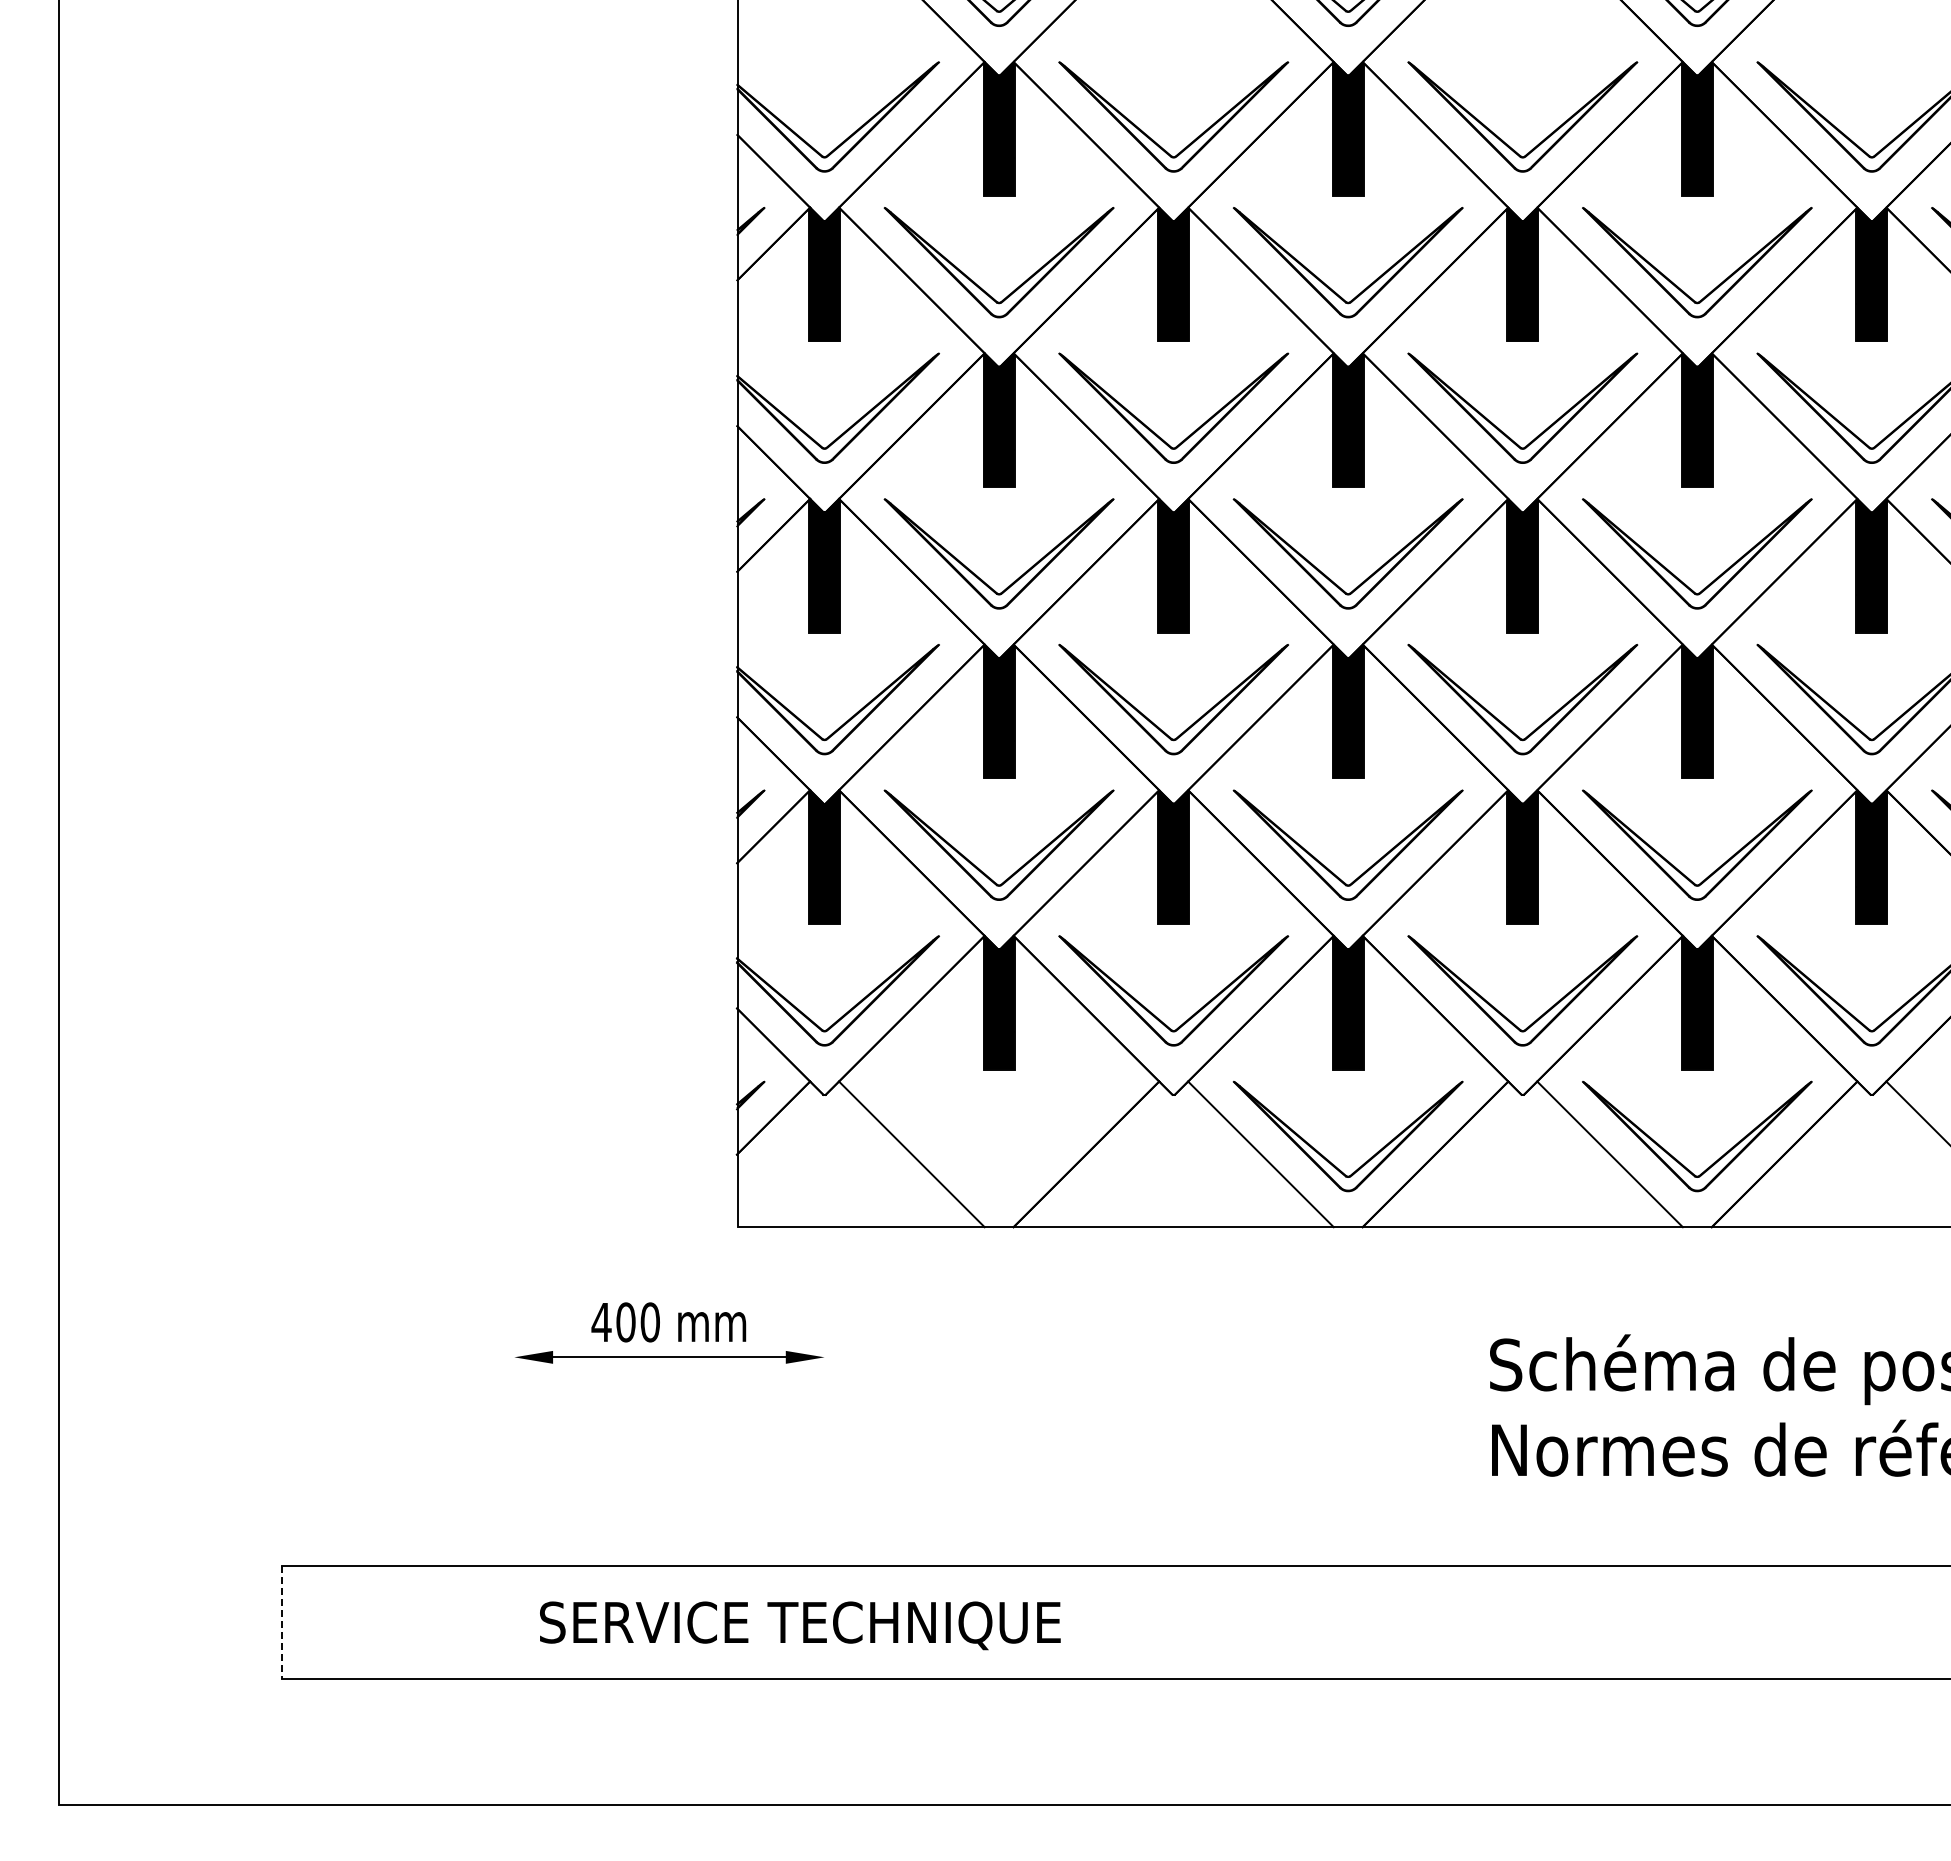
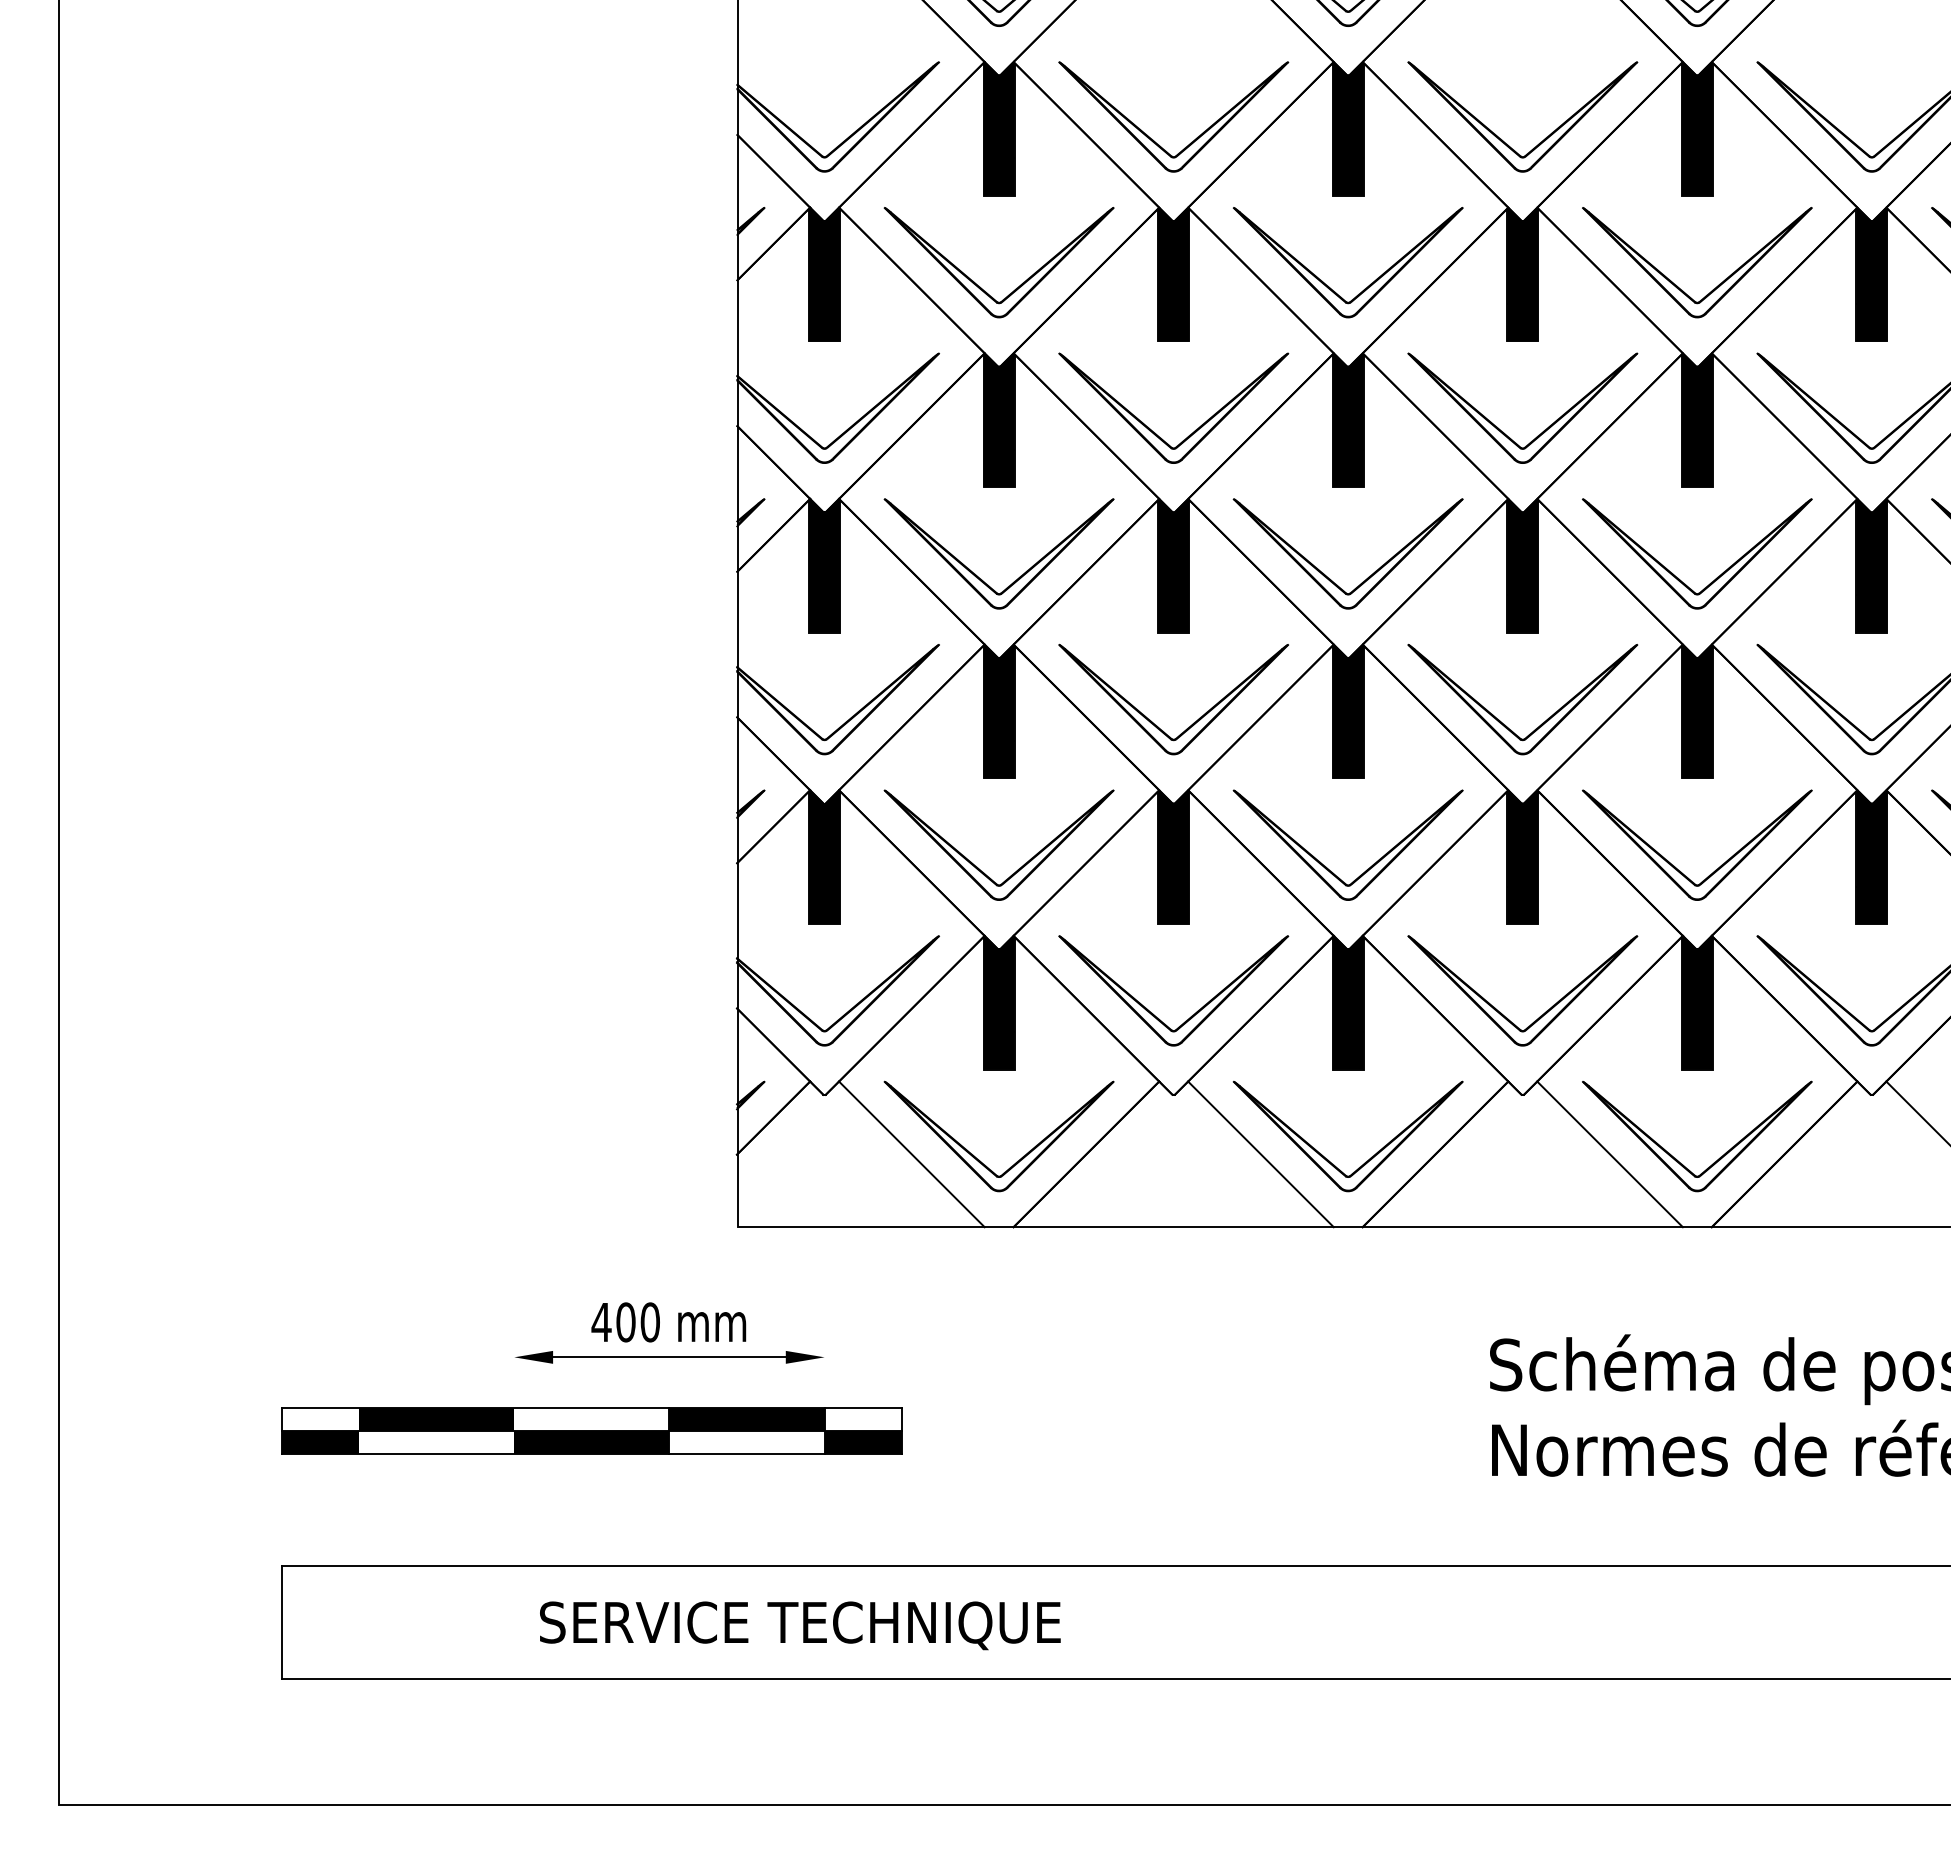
part: none -> present (979, 1159)
part: none -> present (591, 1430)
line: dashed -> solid (281, 1623)
